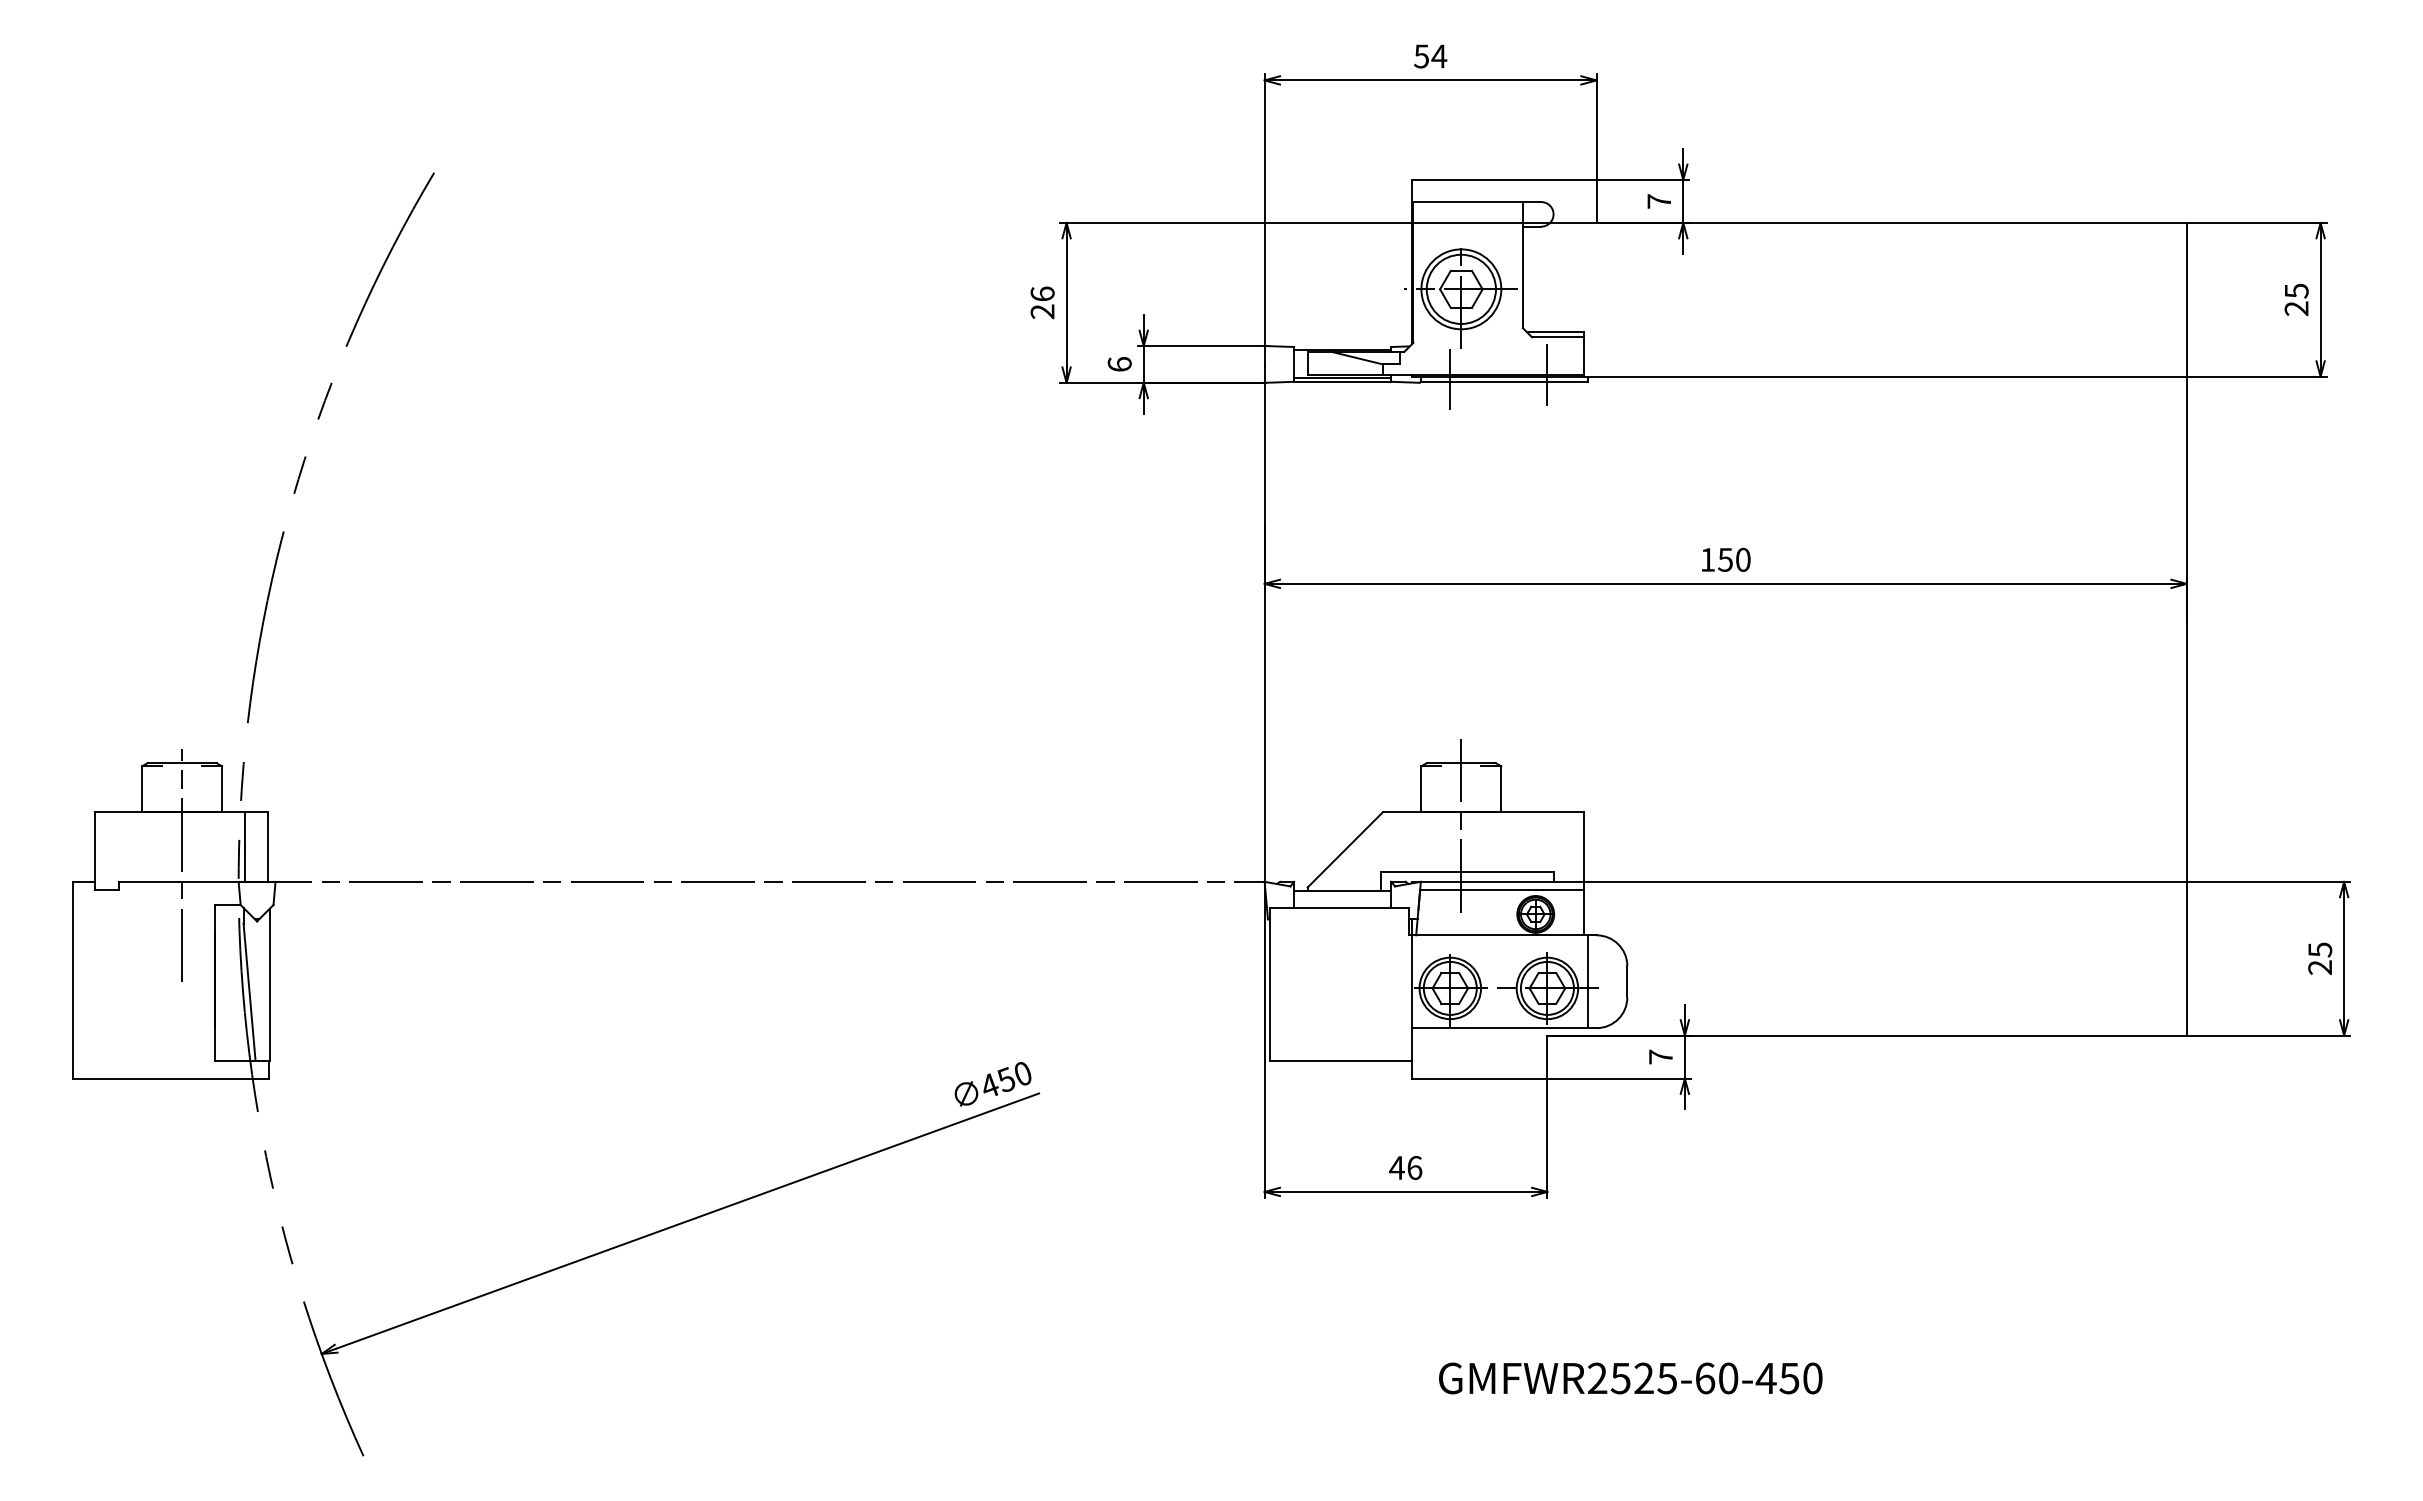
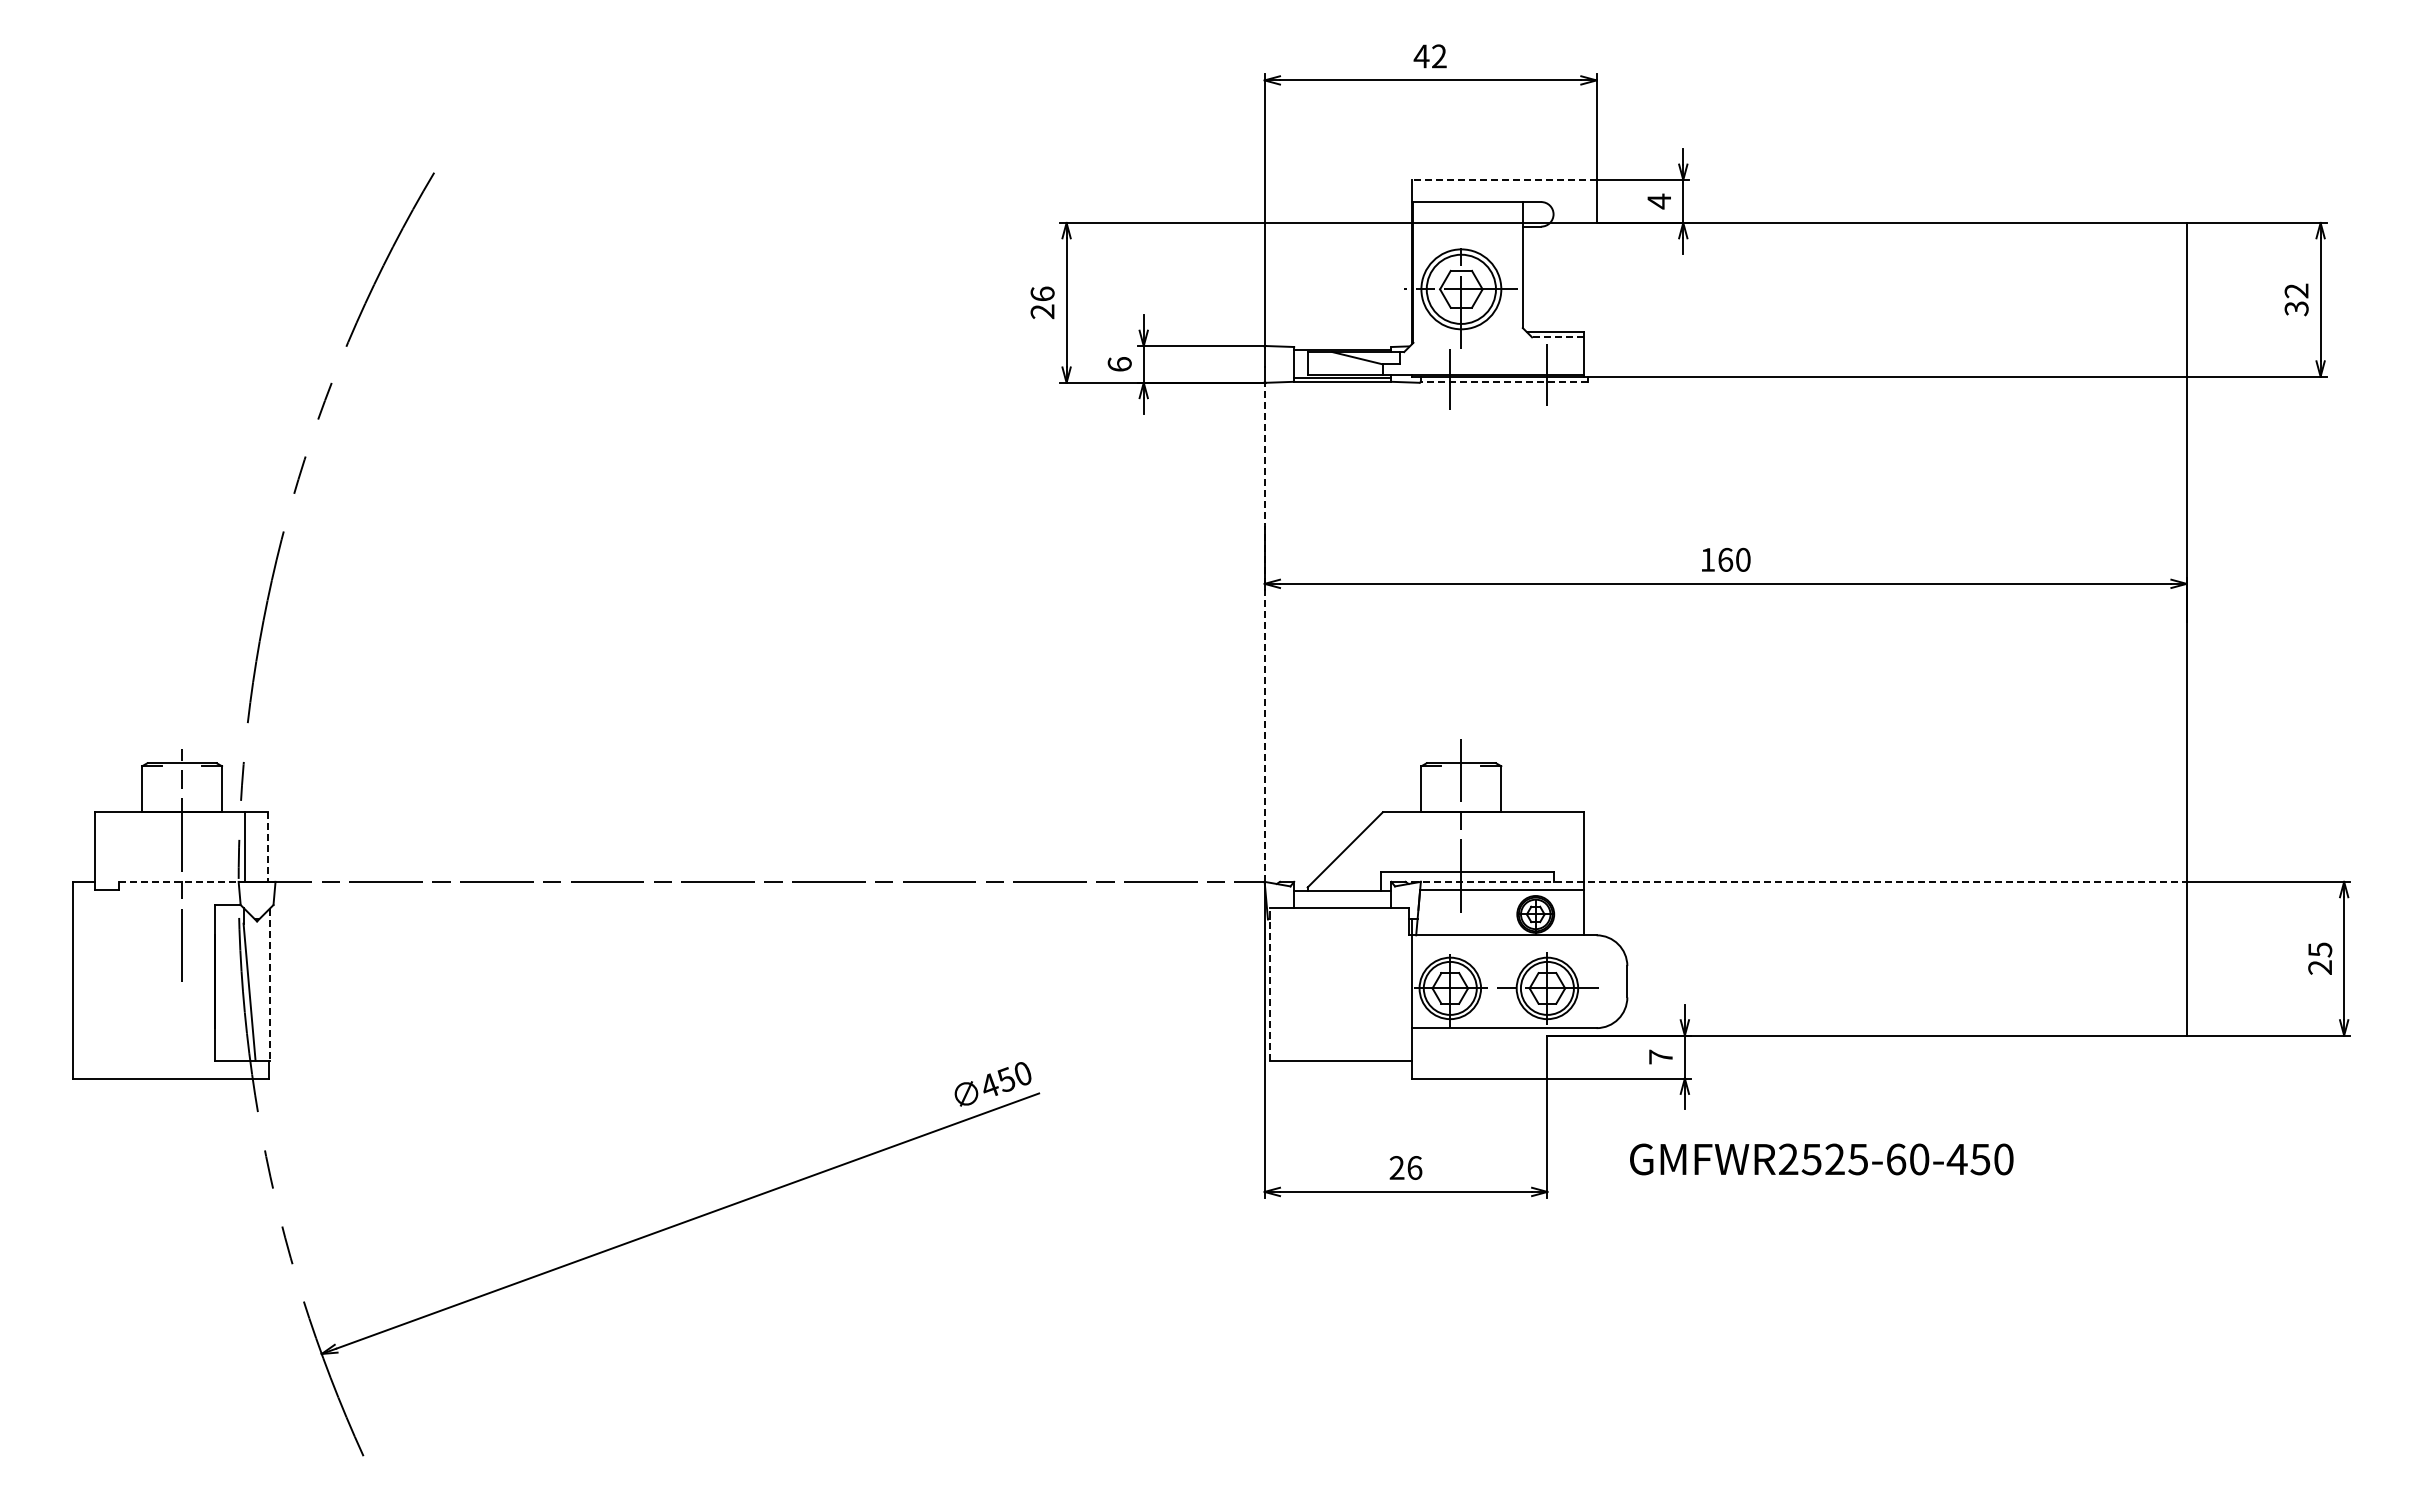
text: 54 -> 42 (1430, 56)
line: solid -> dashed (1503, 179)
text: 7 -> 4 (1658, 201)
text: 25 -> 32 (2296, 299)
line: solid -> dashed (1557, 337)
line: solid -> dashed (1504, 381)
text: 150 -> 160 (1725, 559)
line: solid -> dashed (1264, 631)
line: solid -> dashed (268, 847)
line: solid -> dashed (182, 881)
line: solid -> dashed (1799, 881)
line: present -> none (1588, 981)
line: solid -> dashed (1269, 984)
line: solid -> dashed (270, 985)
text: 46 -> 26 (1396, 1167)
text position: (1630, 1378) -> (1821, 1159) (1821, 1159)
